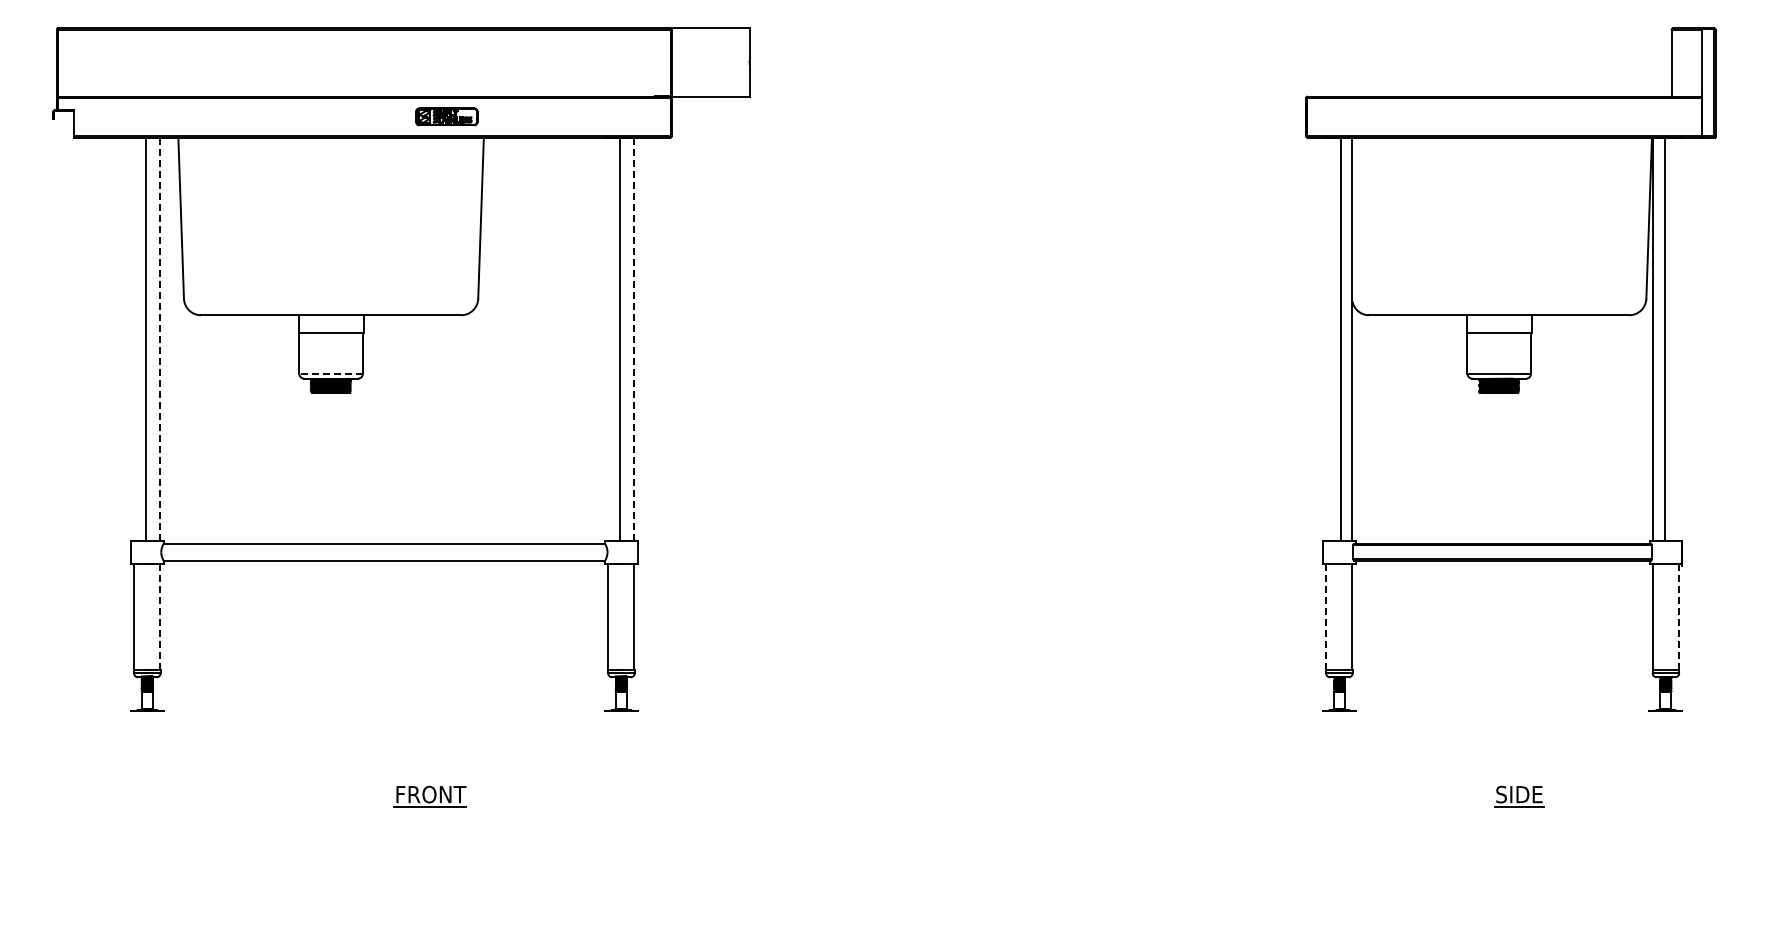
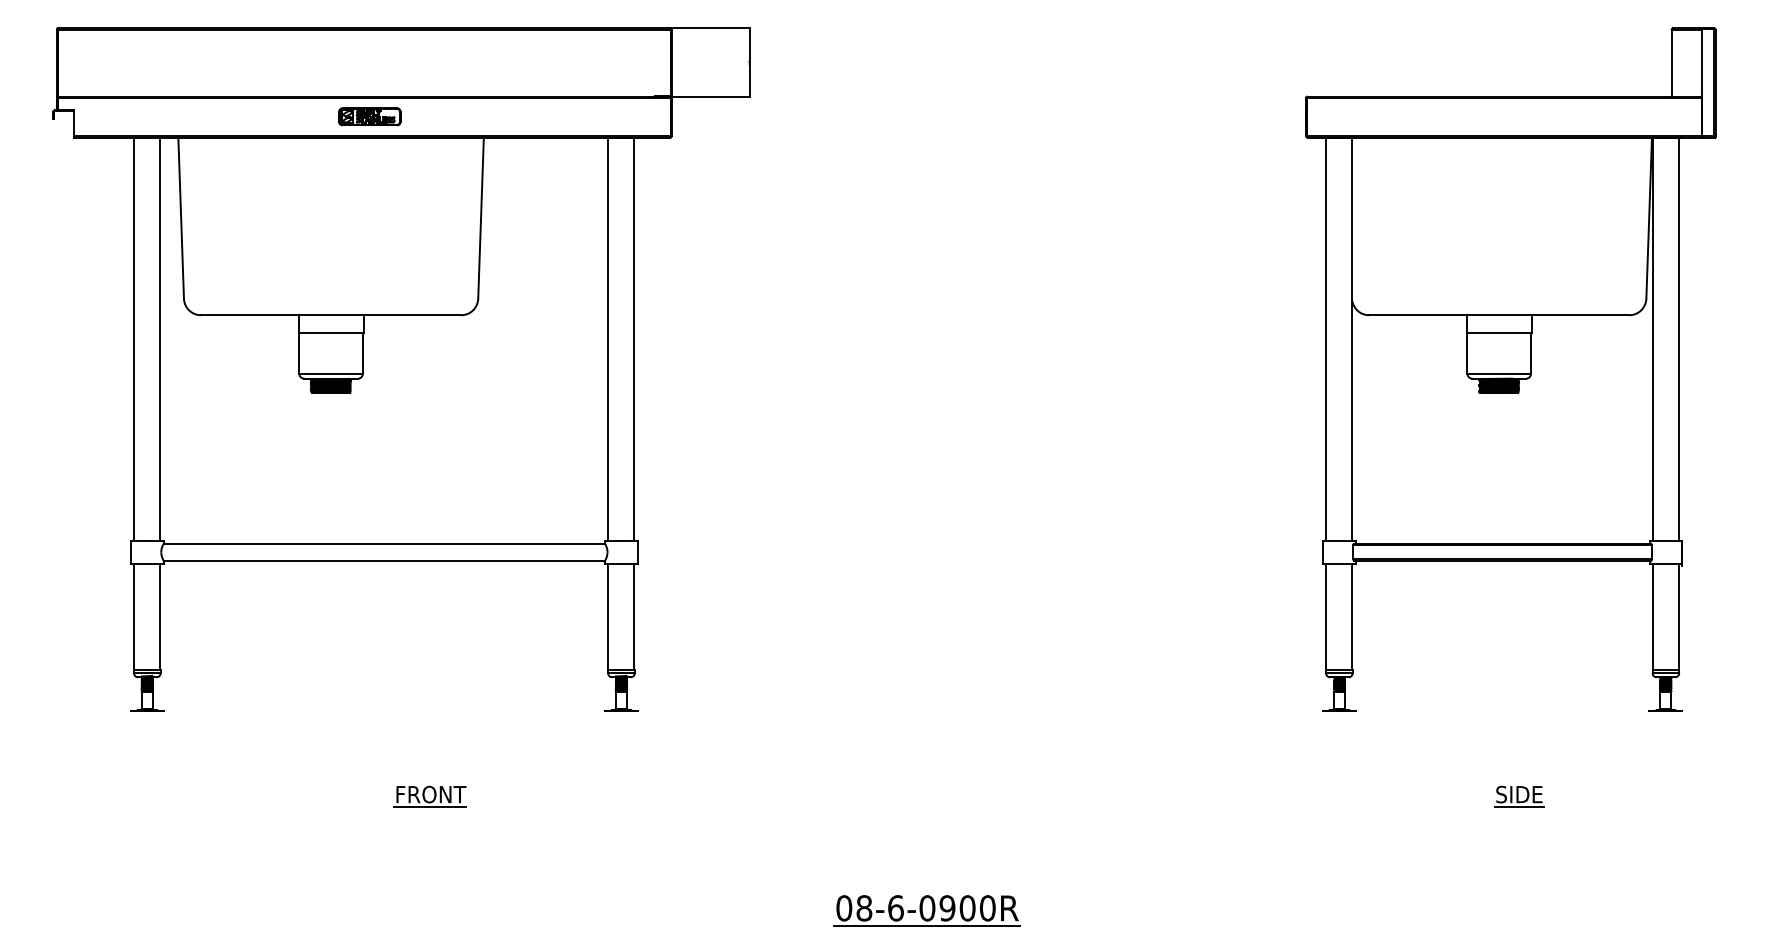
part position: (446, 116) -> (369, 116) (369, 116)
line position: (146, 338) -> (134, 338) (134, 338)
line position: (620, 338) -> (608, 338) (608, 338)
line: dashed -> solid (634, 338)
line position: (1341, 338) -> (1326, 338) (1326, 338)
line position: (1664, 338) -> (1678, 338) (1678, 338)
line: dashed -> solid (160, 339)
line: dashed -> solid (331, 373)
line: dashed -> solid (160, 616)
line: dashed -> solid (1678, 616)
line: dashed -> solid (1326, 617)
part: none -> present (926, 910)
